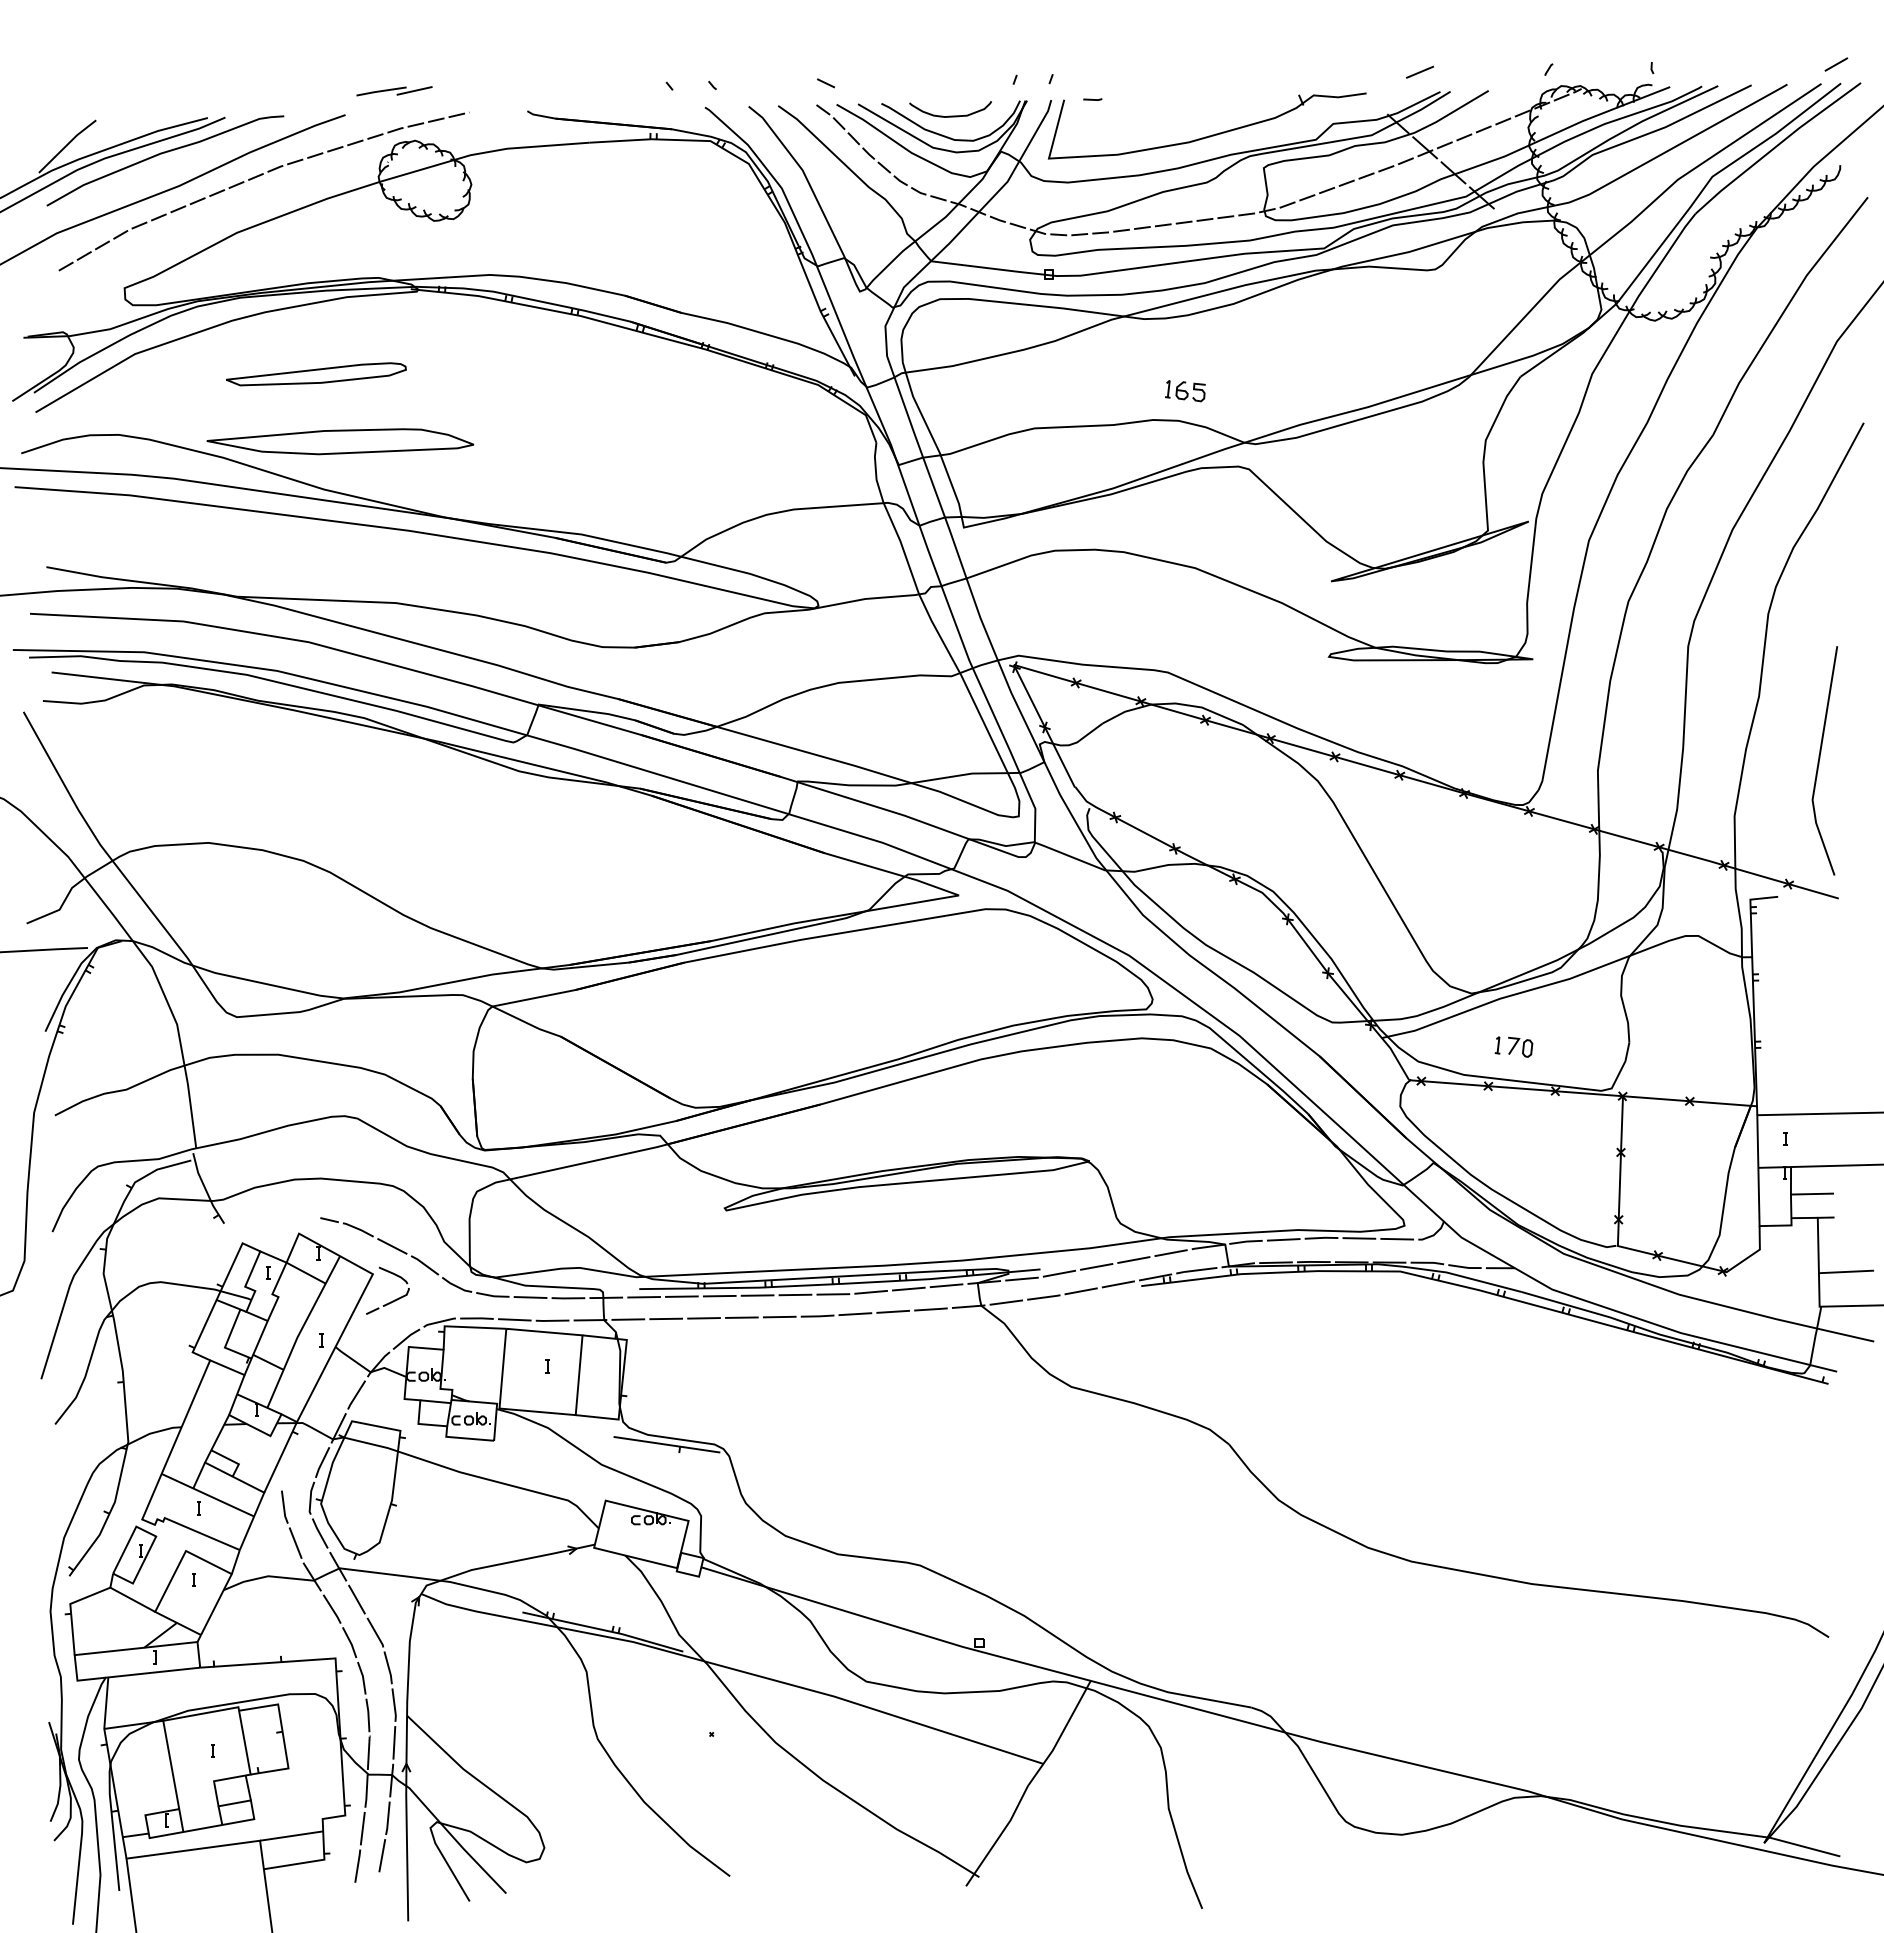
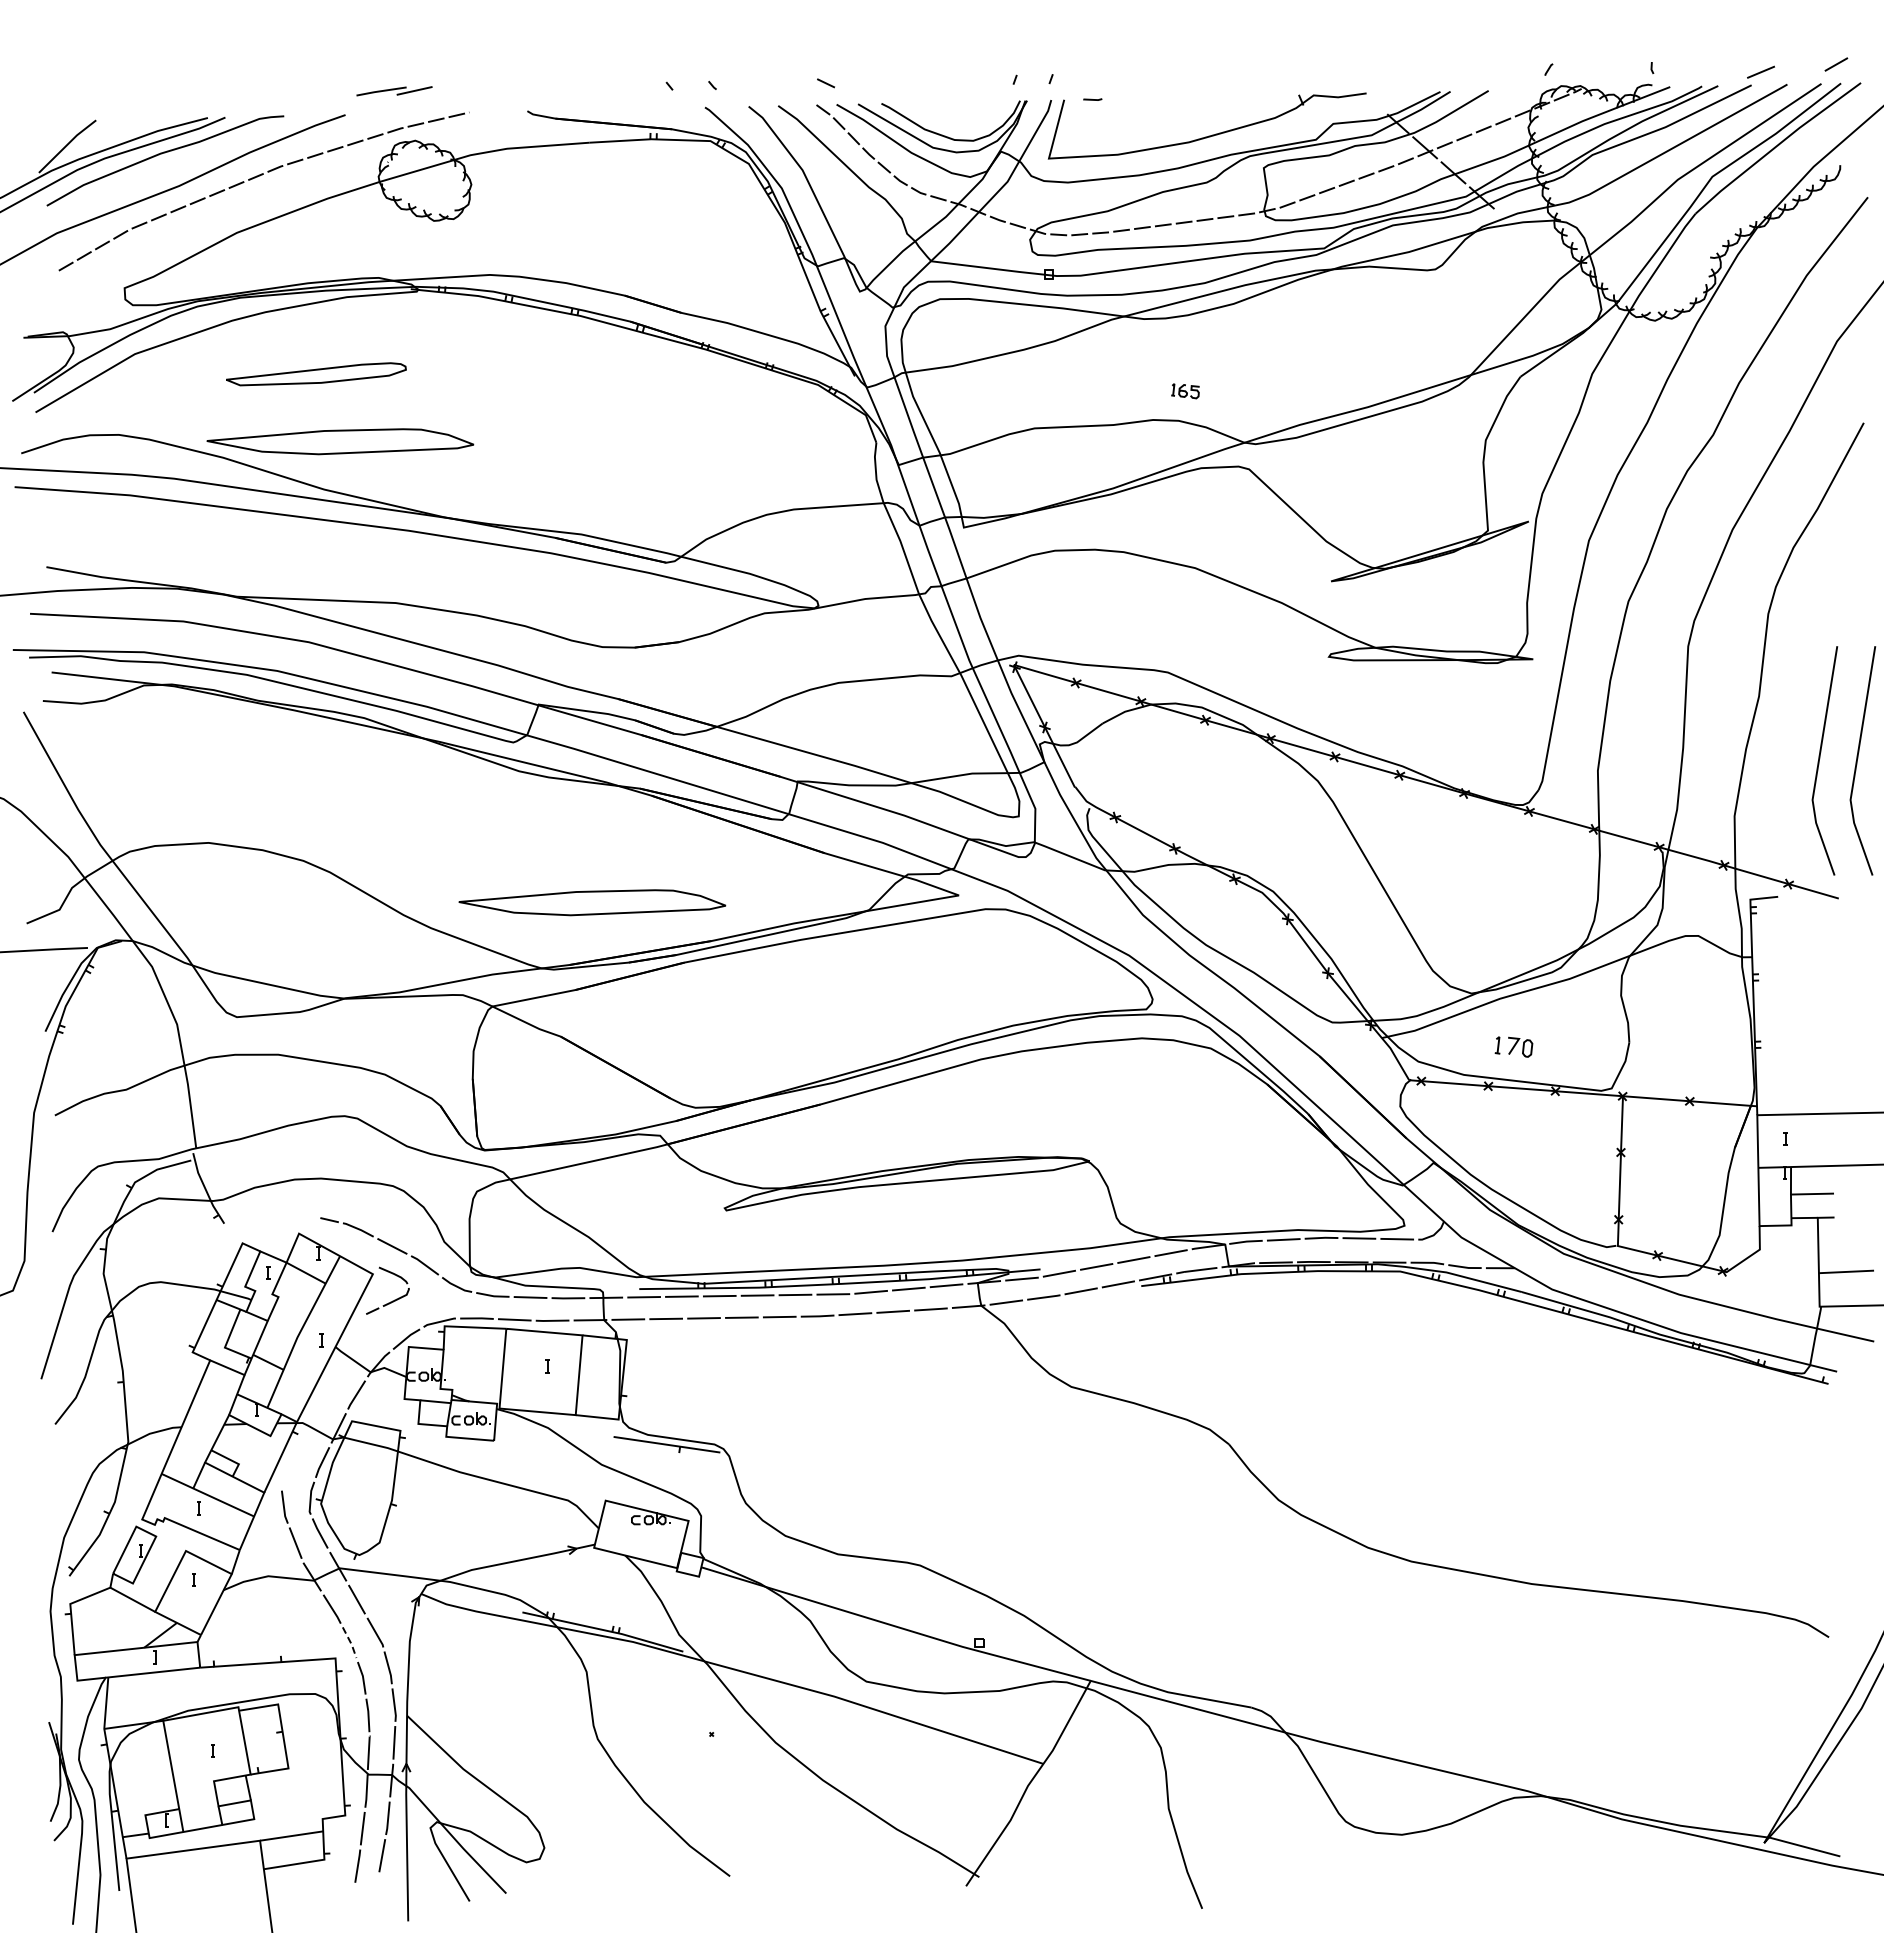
line position: (1419, 71) -> (1760, 71) (1760, 71)
curve: present -> none (950, 115)
part size: 41x23 px -> 29x17 px (1185, 391)
line: none -> present (1858, 758)
part: none -> present (592, 902)
line: solid -> dashed (350, 1642)
